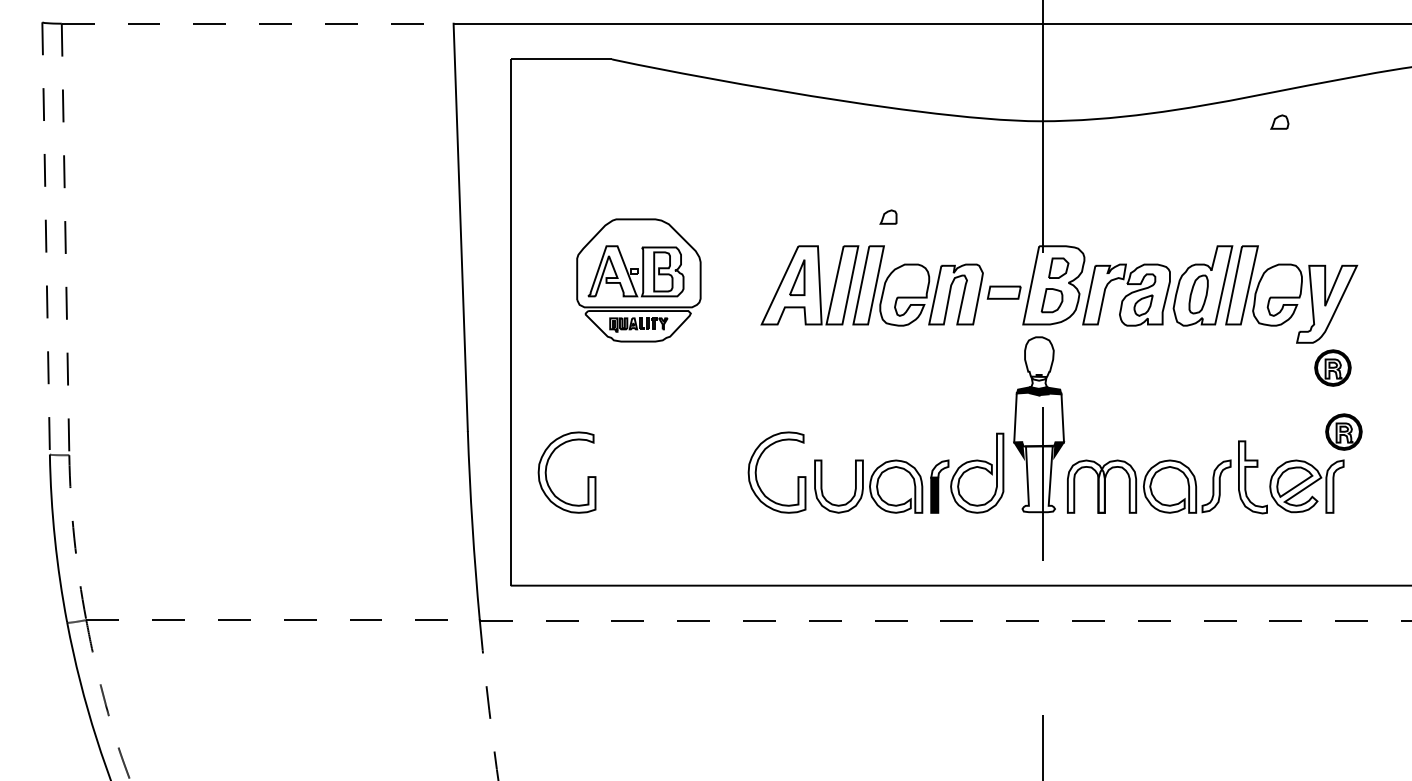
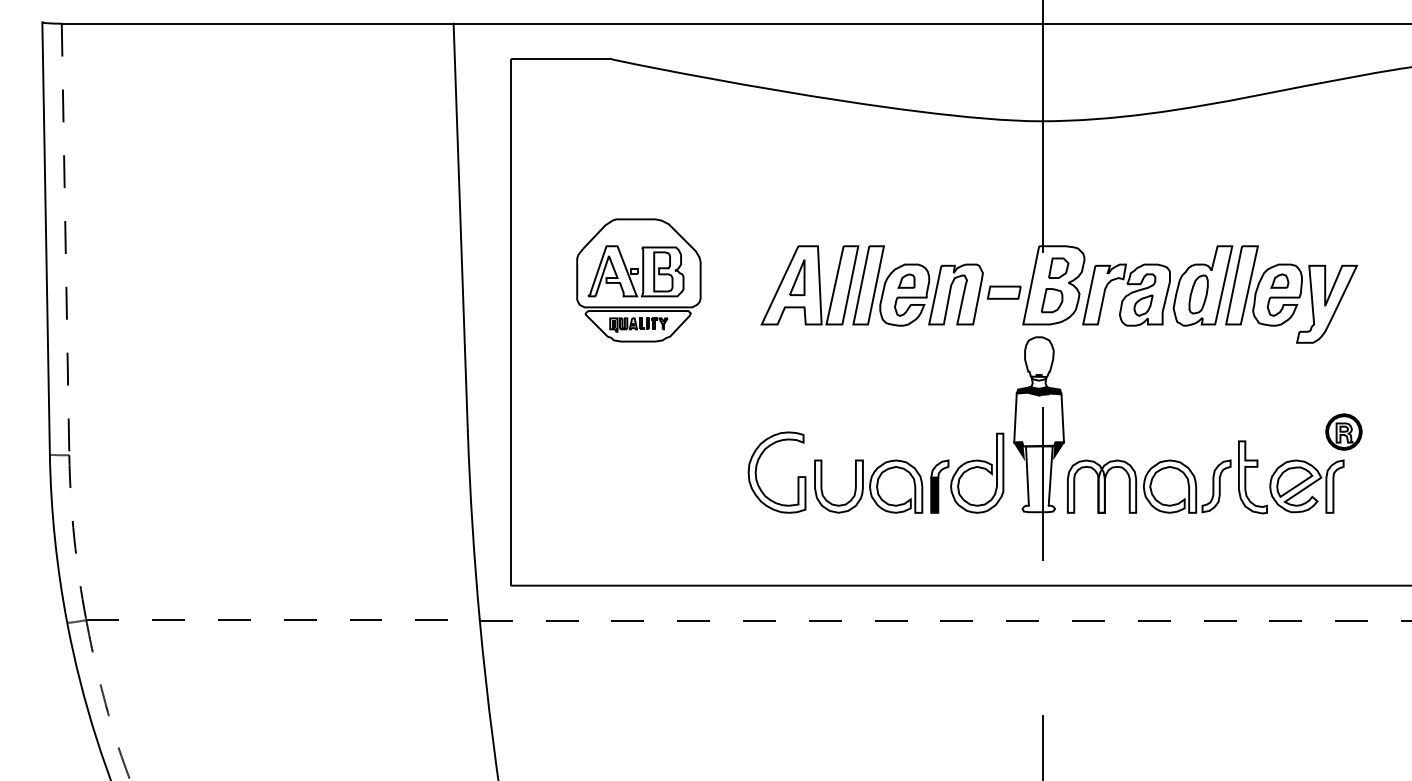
line: dashed -> solid (257, 23)
part position: (1279, 121) -> (1279, 280) (1279, 280)
part position: (888, 216) -> (906, 280) (906, 280)
line: dashed -> solid (46, 238)
part: present -> none (1332, 367)
part: present -> none (547, 467)
arc: dashed -> solid (488, 701)
